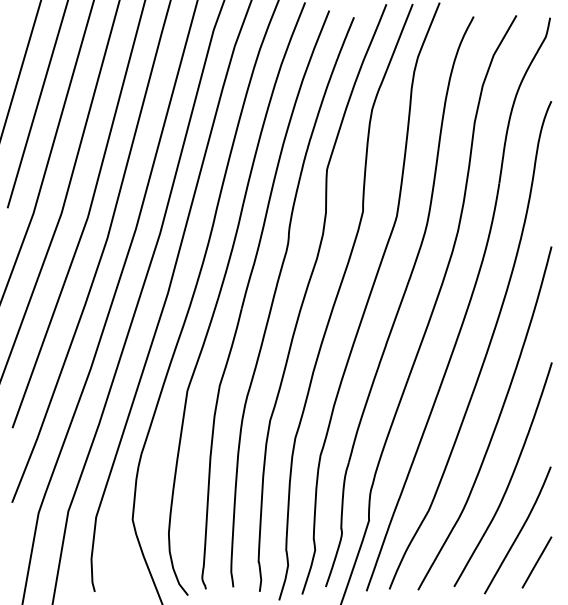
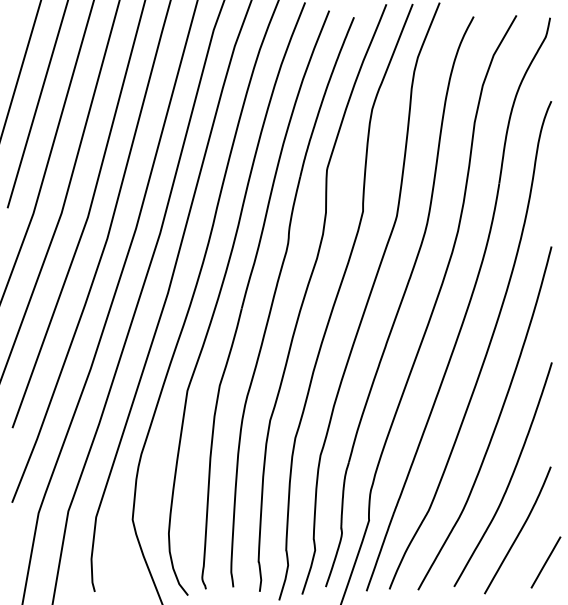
line position: (536, 562) -> (545, 562) (545, 562)
